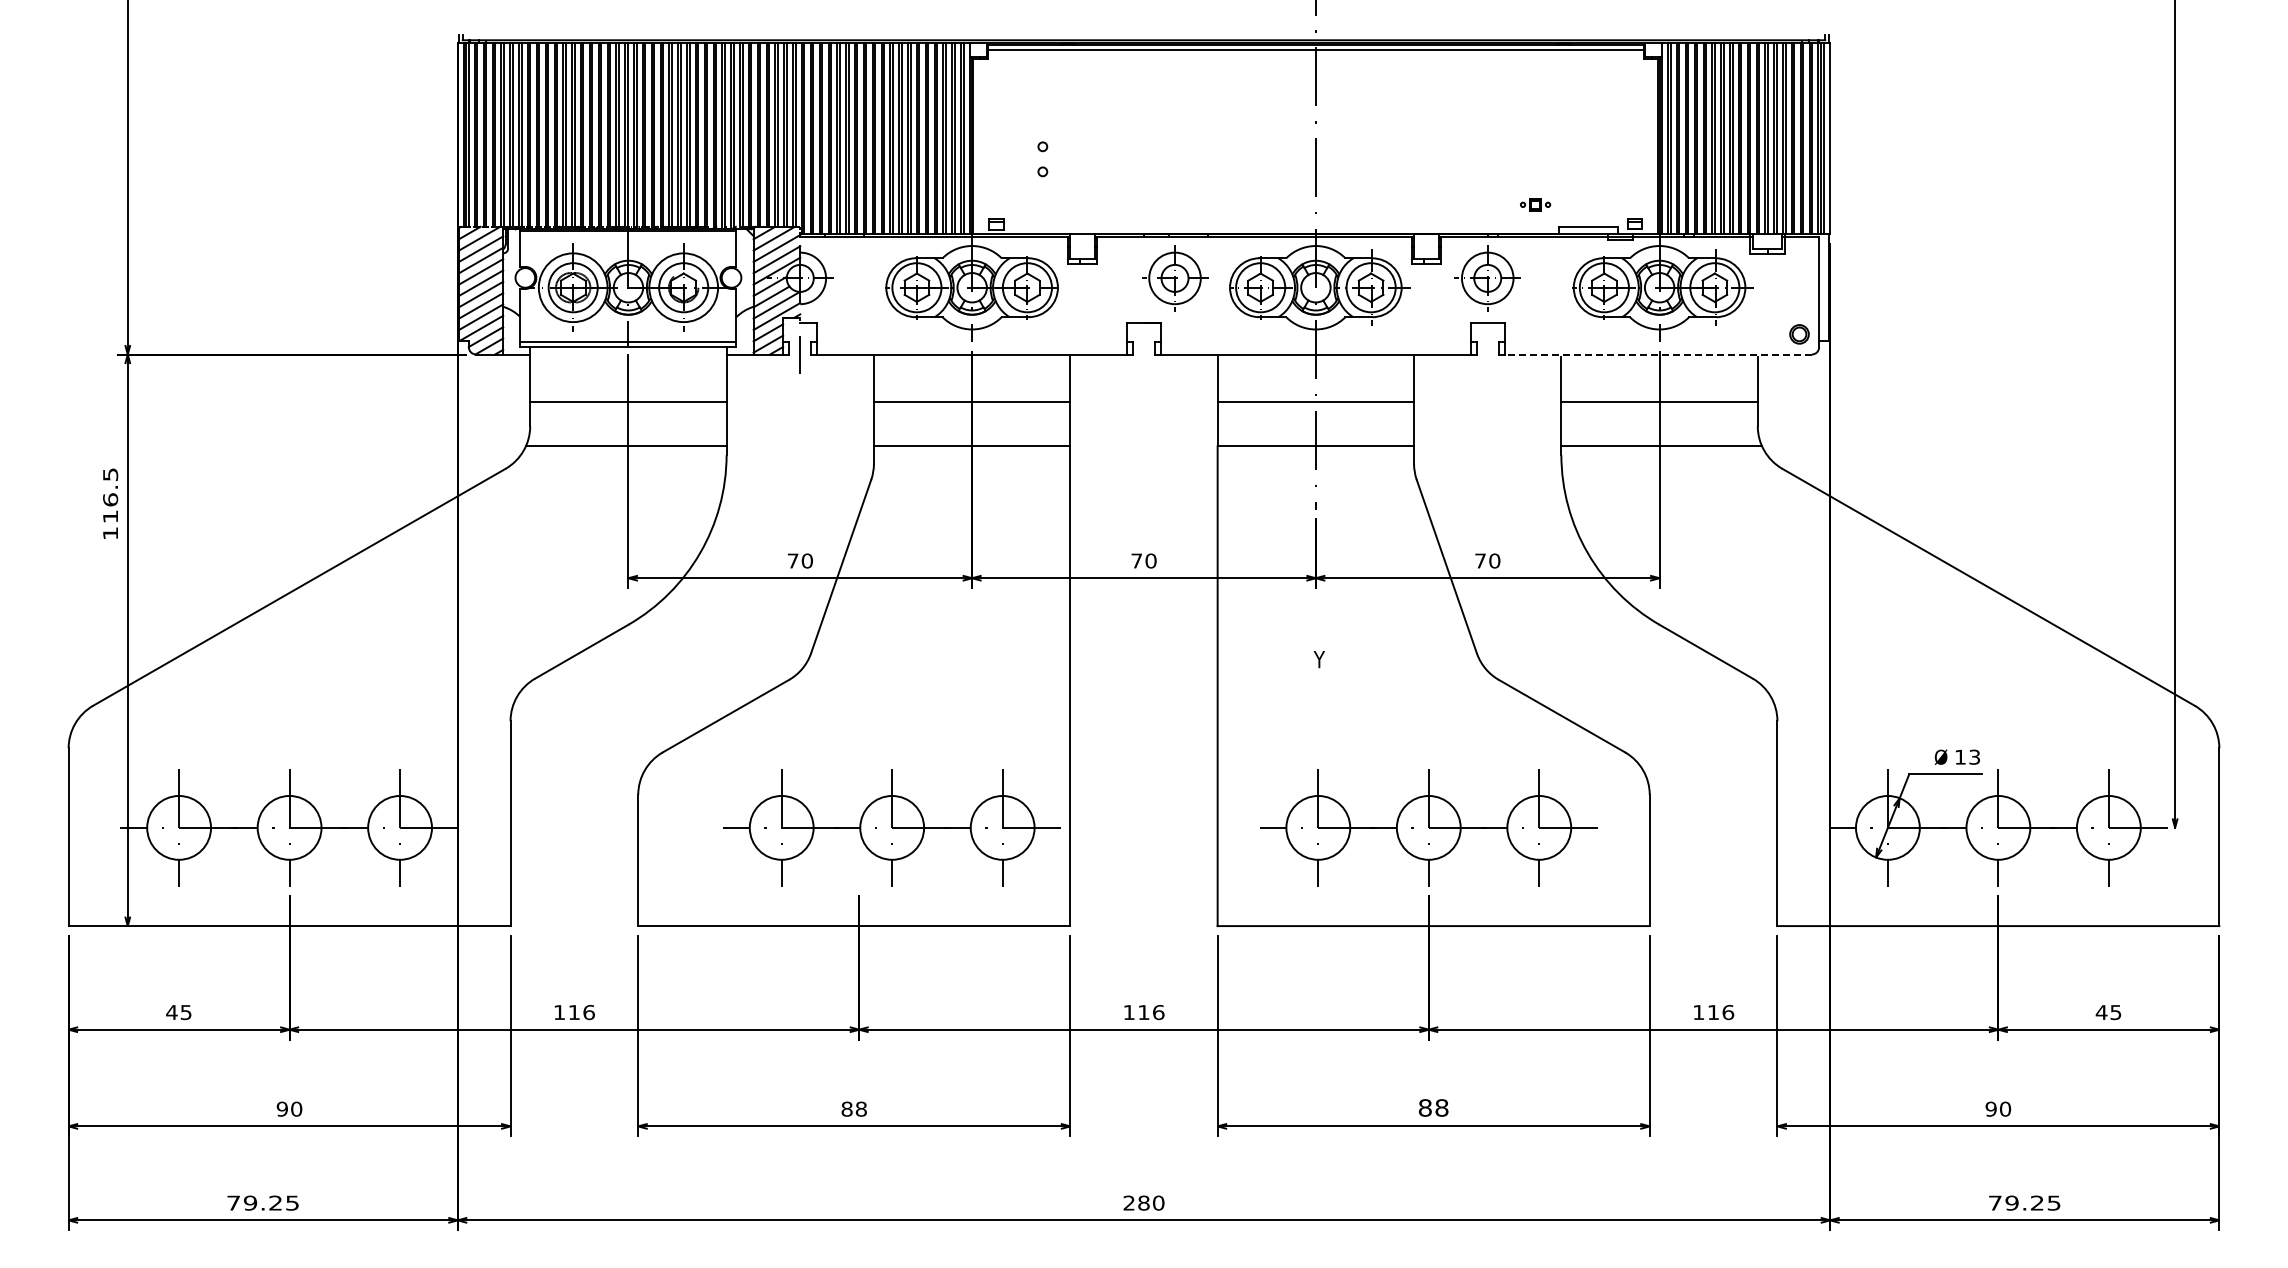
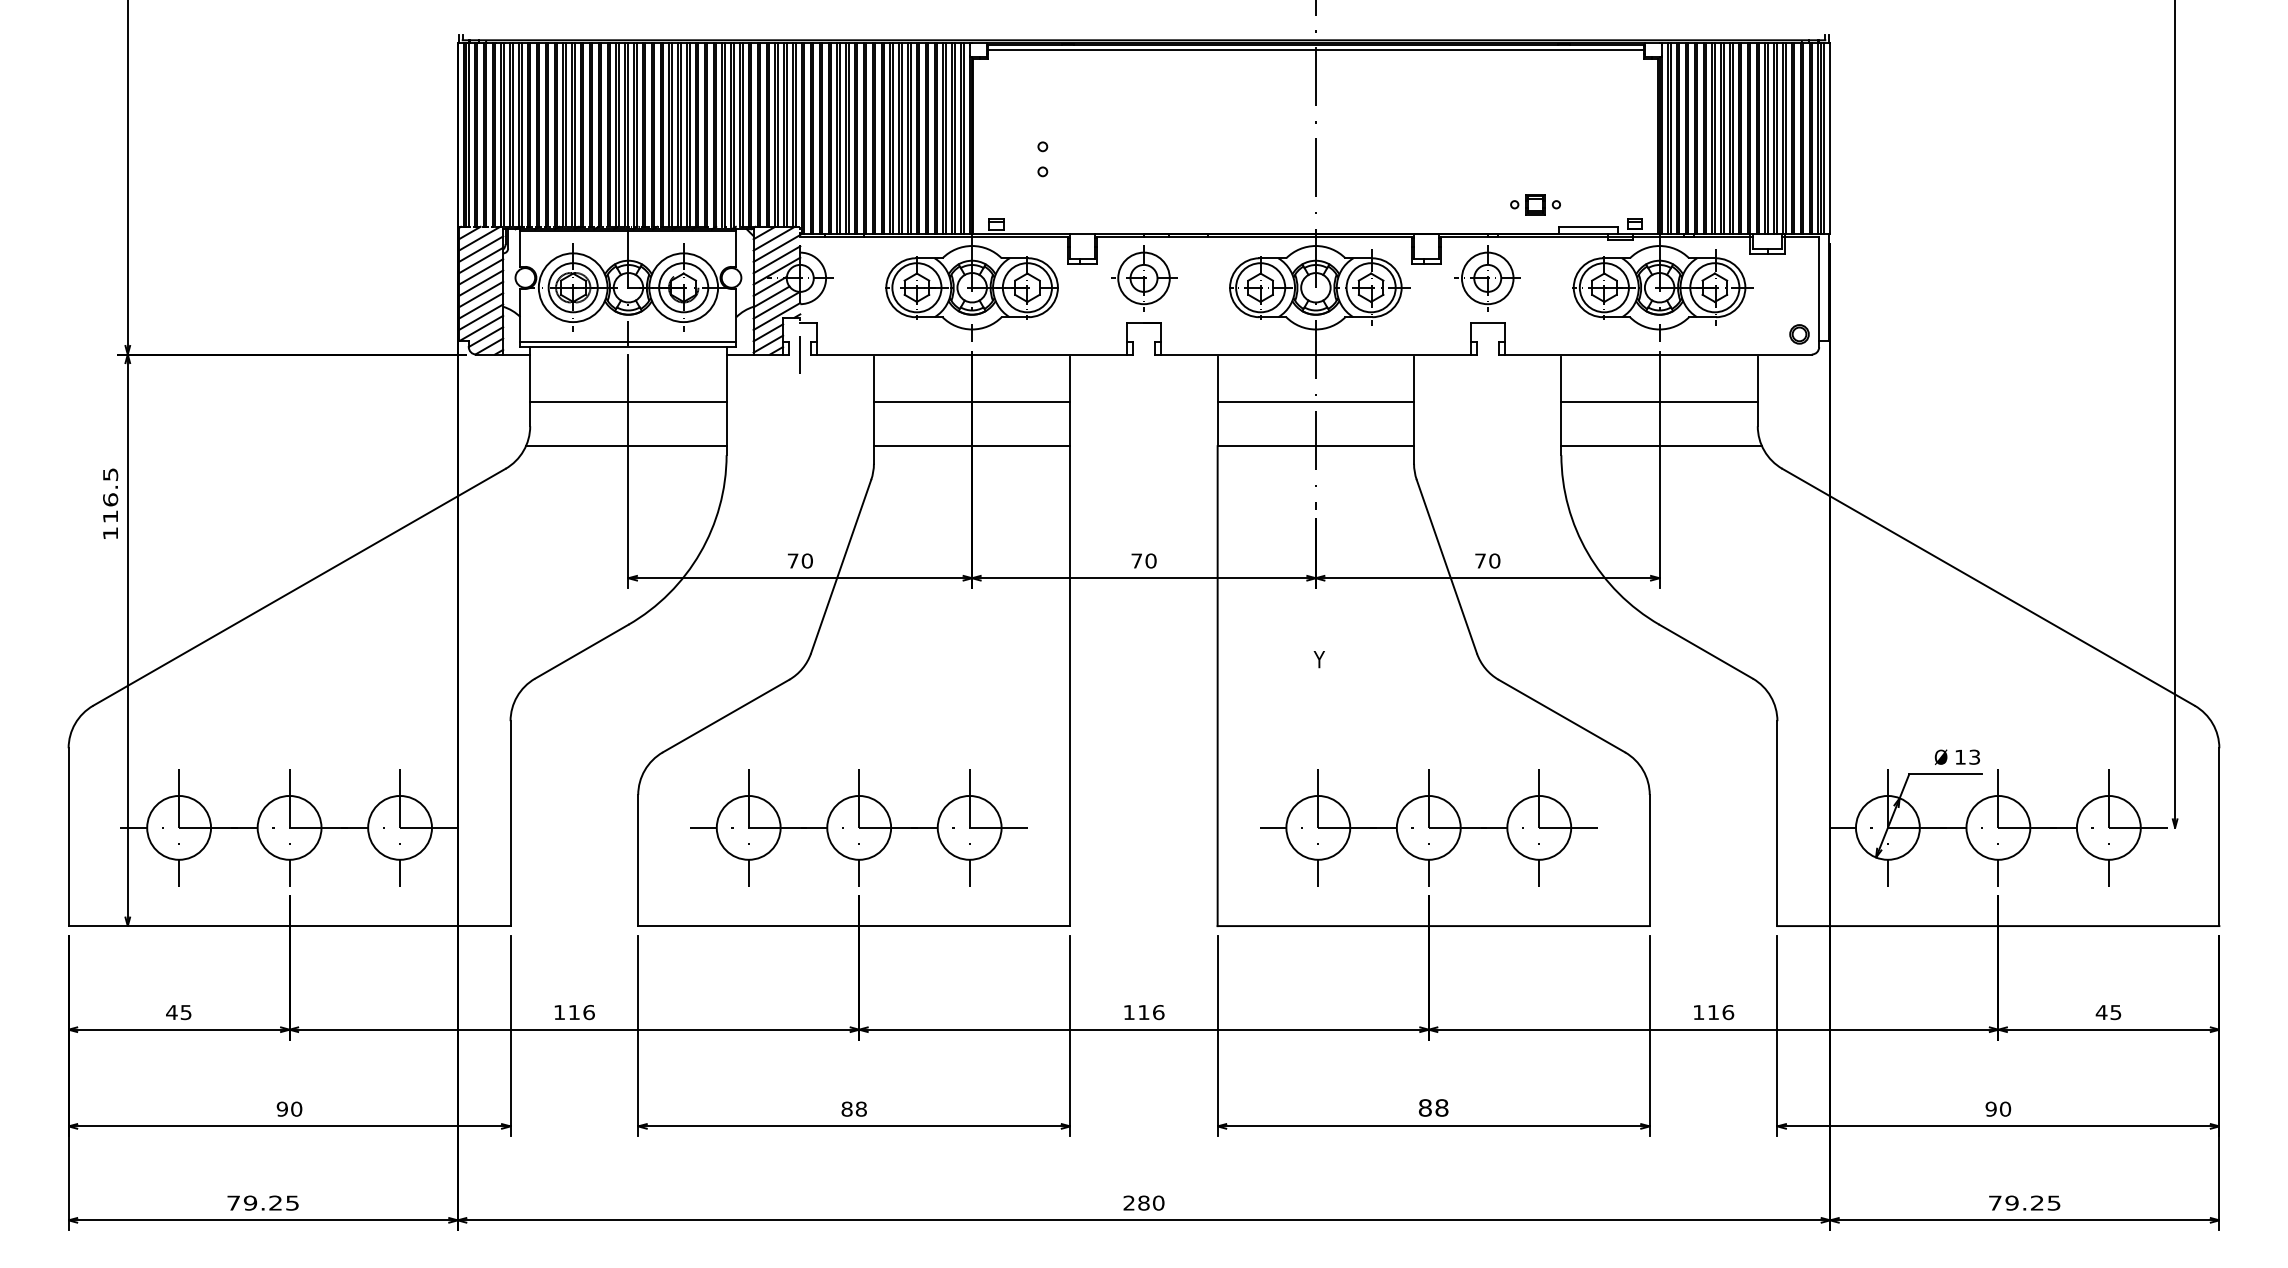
part size: 32x14 px -> 51x22 px (1535, 204)
part position: (1175, 278) -> (1144, 278) (1144, 278)
line: dashed -> solid (1657, 354)
part position: (891, 827) -> (858, 827) (858, 827)
